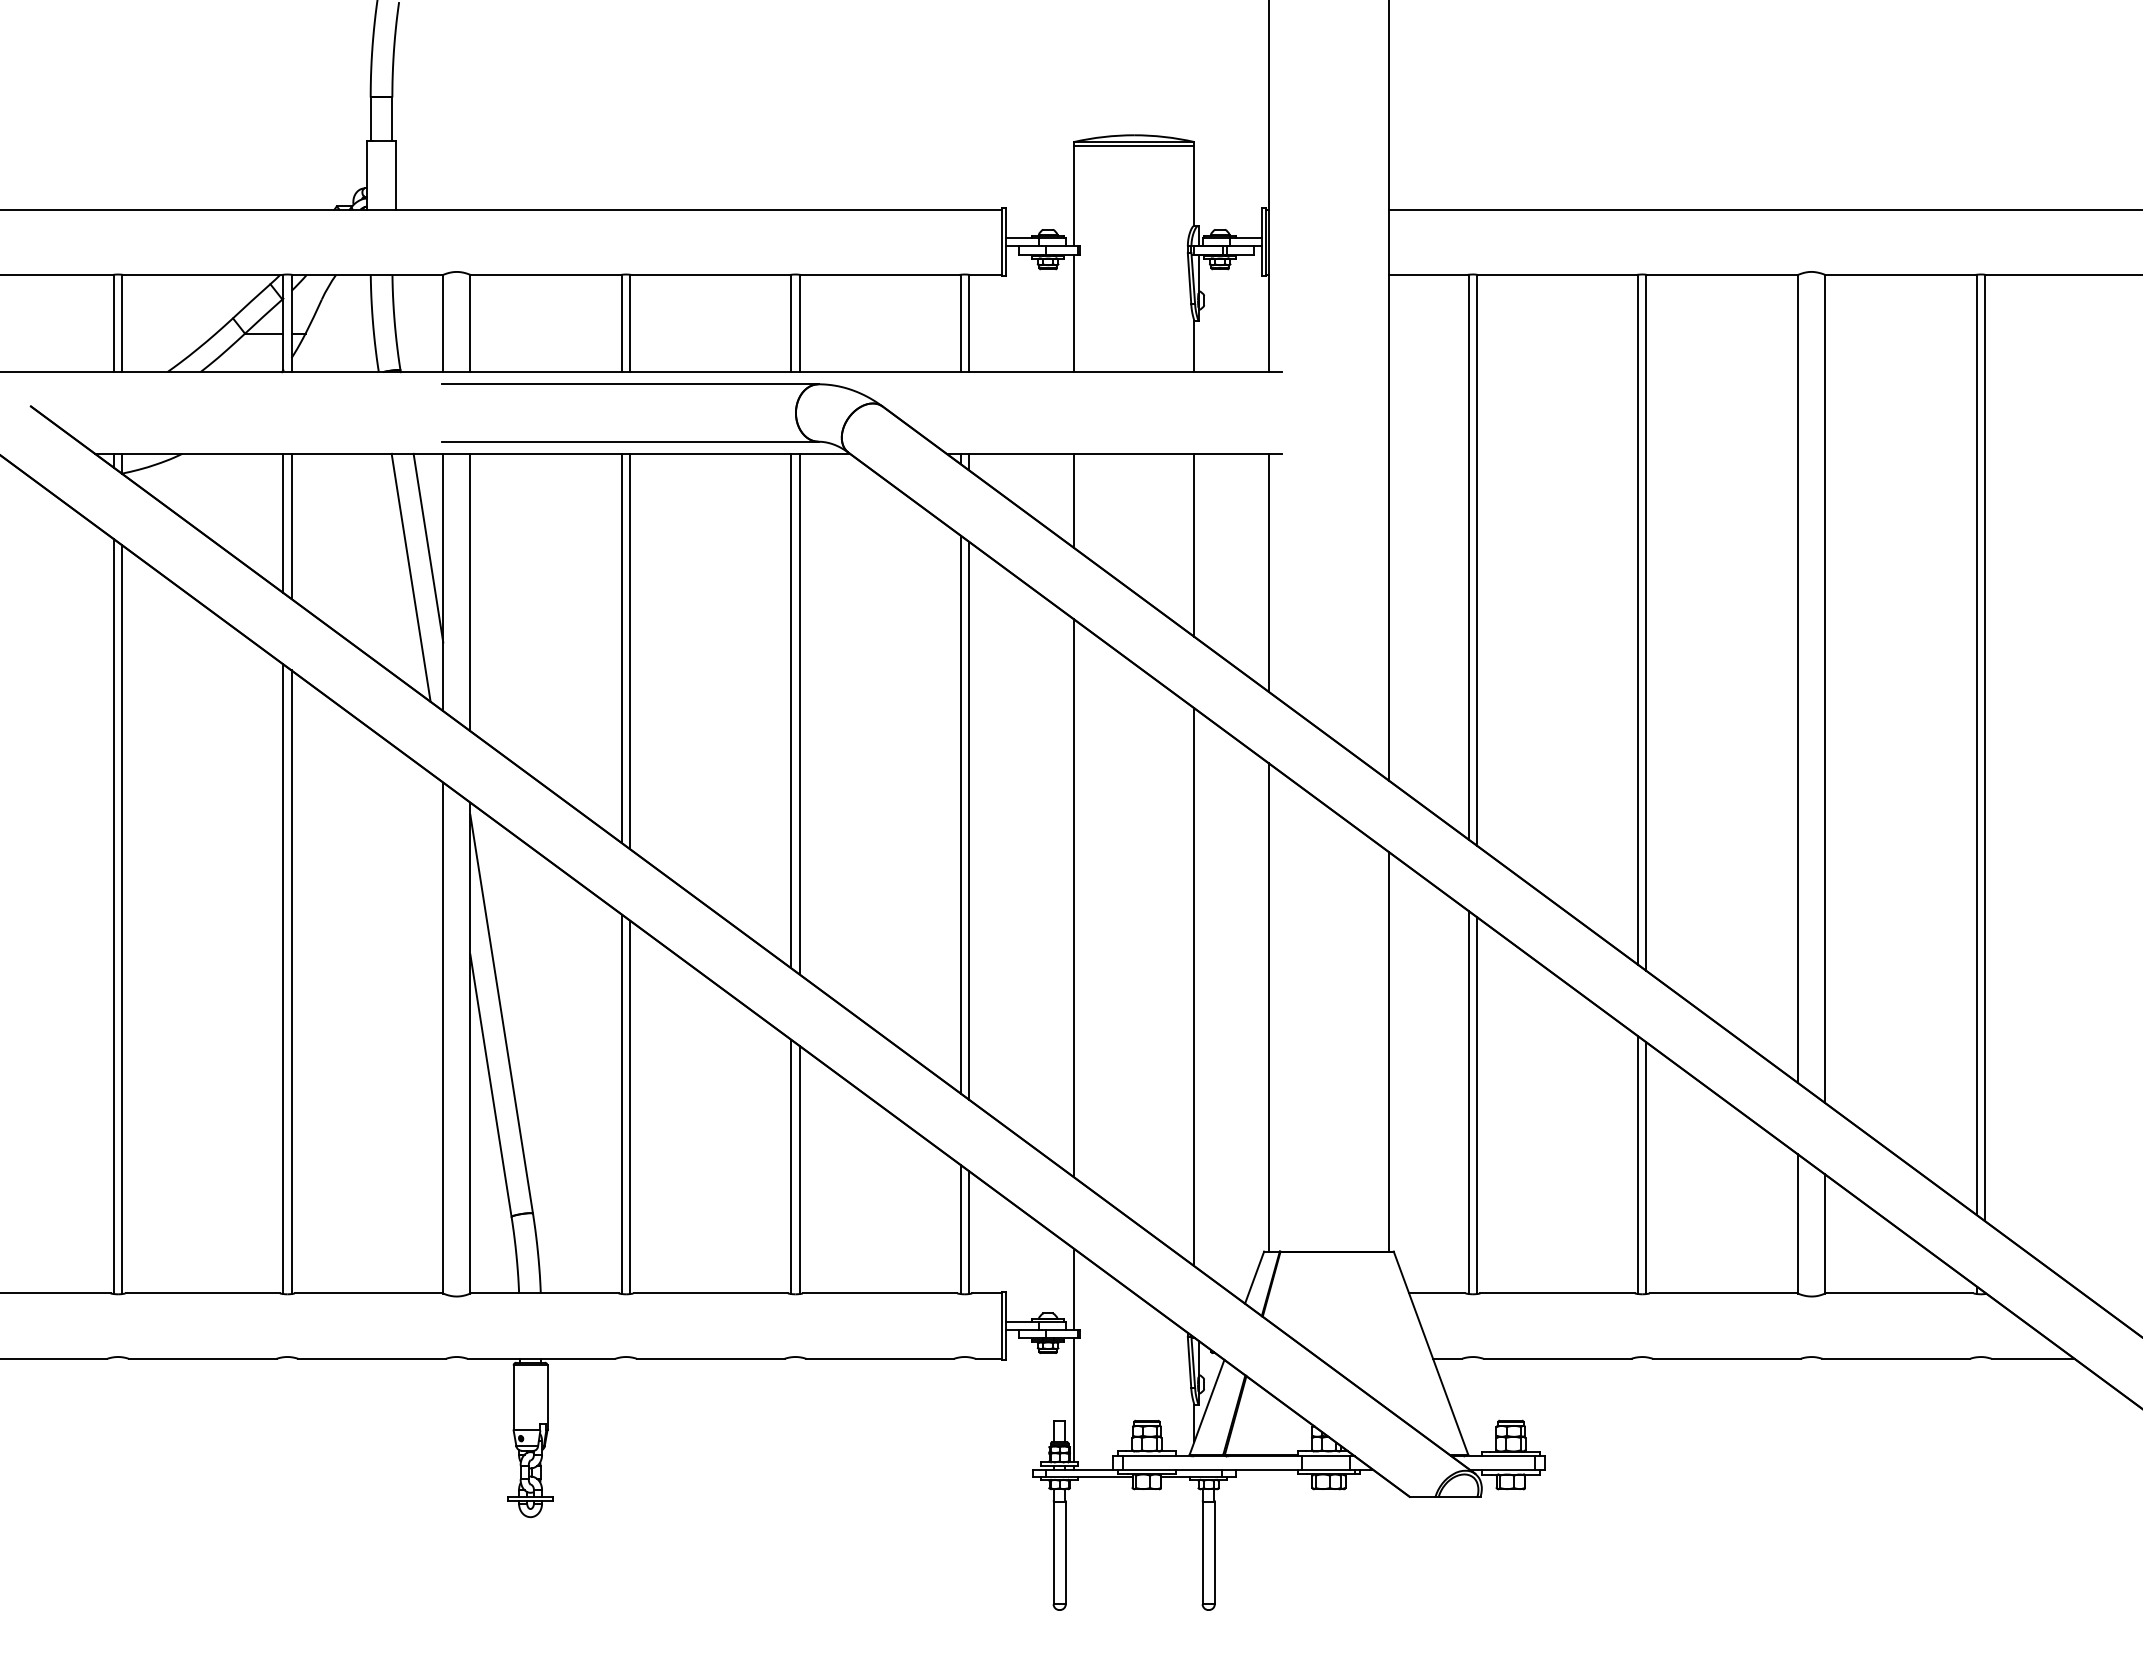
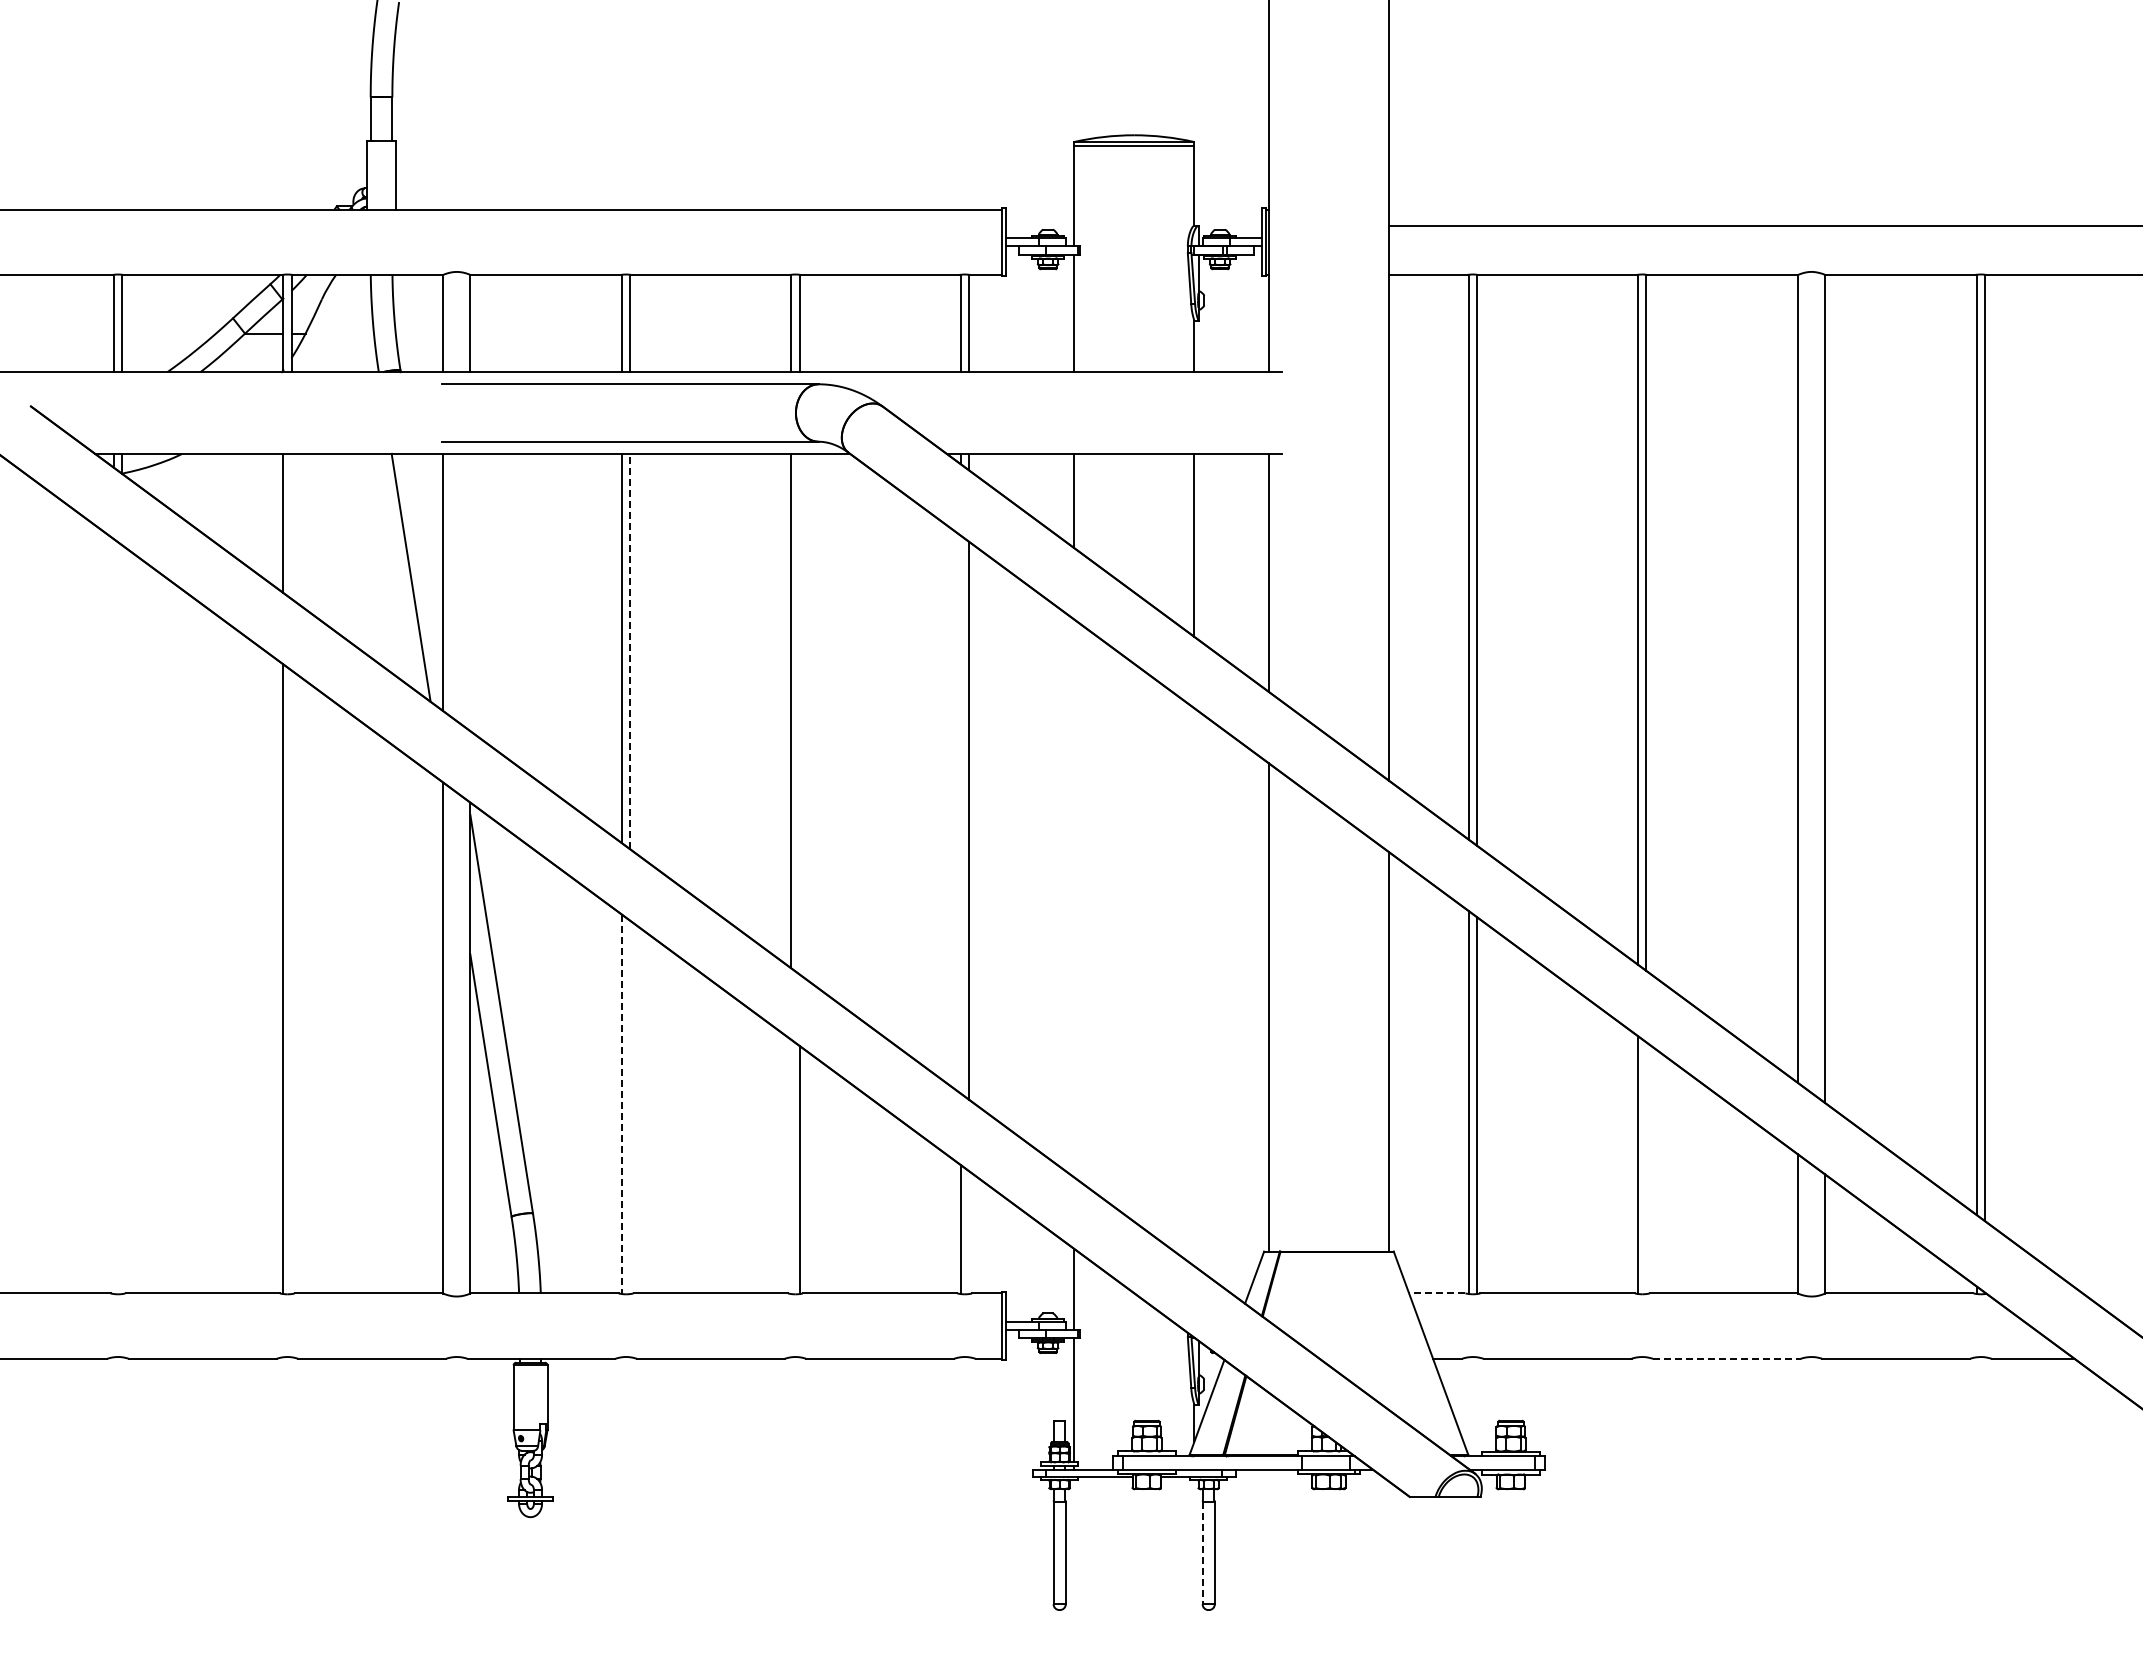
line position: (1764, 209) -> (1764, 225) (1764, 225)
line: present -> none (291, 526)
line: present -> none (428, 547)
line: present -> none (470, 592)
line: solid -> dashed (630, 651)
line: present -> none (799, 713)
line: present -> none (960, 814)
line: present -> none (1073, 898)
line: present -> none (114, 916)
line: present -> none (122, 919)
line: present -> none (291, 982)
line: present -> none (1194, 987)
line: solid -> dashed (622, 1104)
line: present -> none (630, 1107)
line: present -> none (791, 1166)
line: present -> none (1646, 1167)
line: present -> none (968, 1232)
line: solid -> dashed (1436, 1293)
line: solid -> dashed (1726, 1358)
line: solid -> dashed (1202, 1553)
